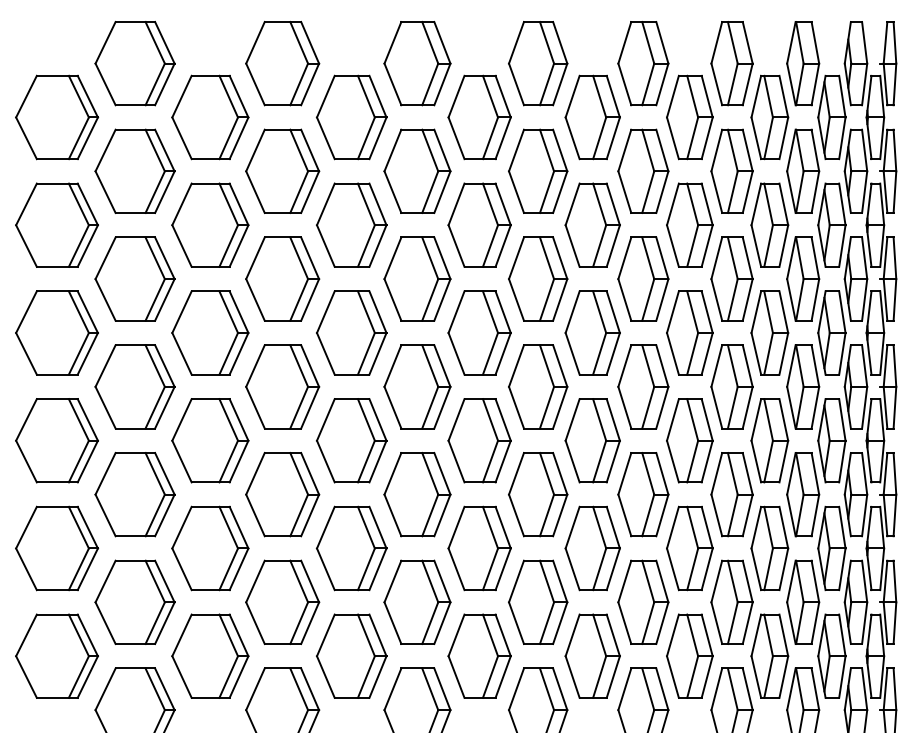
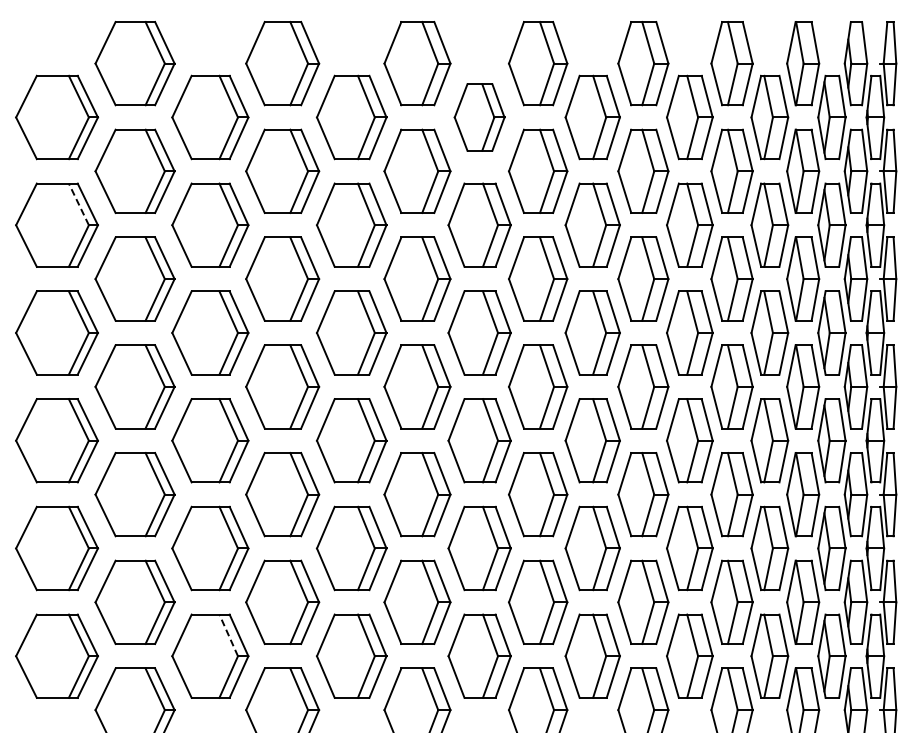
part size: 65x87 px -> 53x69 px (479, 117)
line: solid -> dashed (78, 203)
line: solid -> dashed (228, 635)
